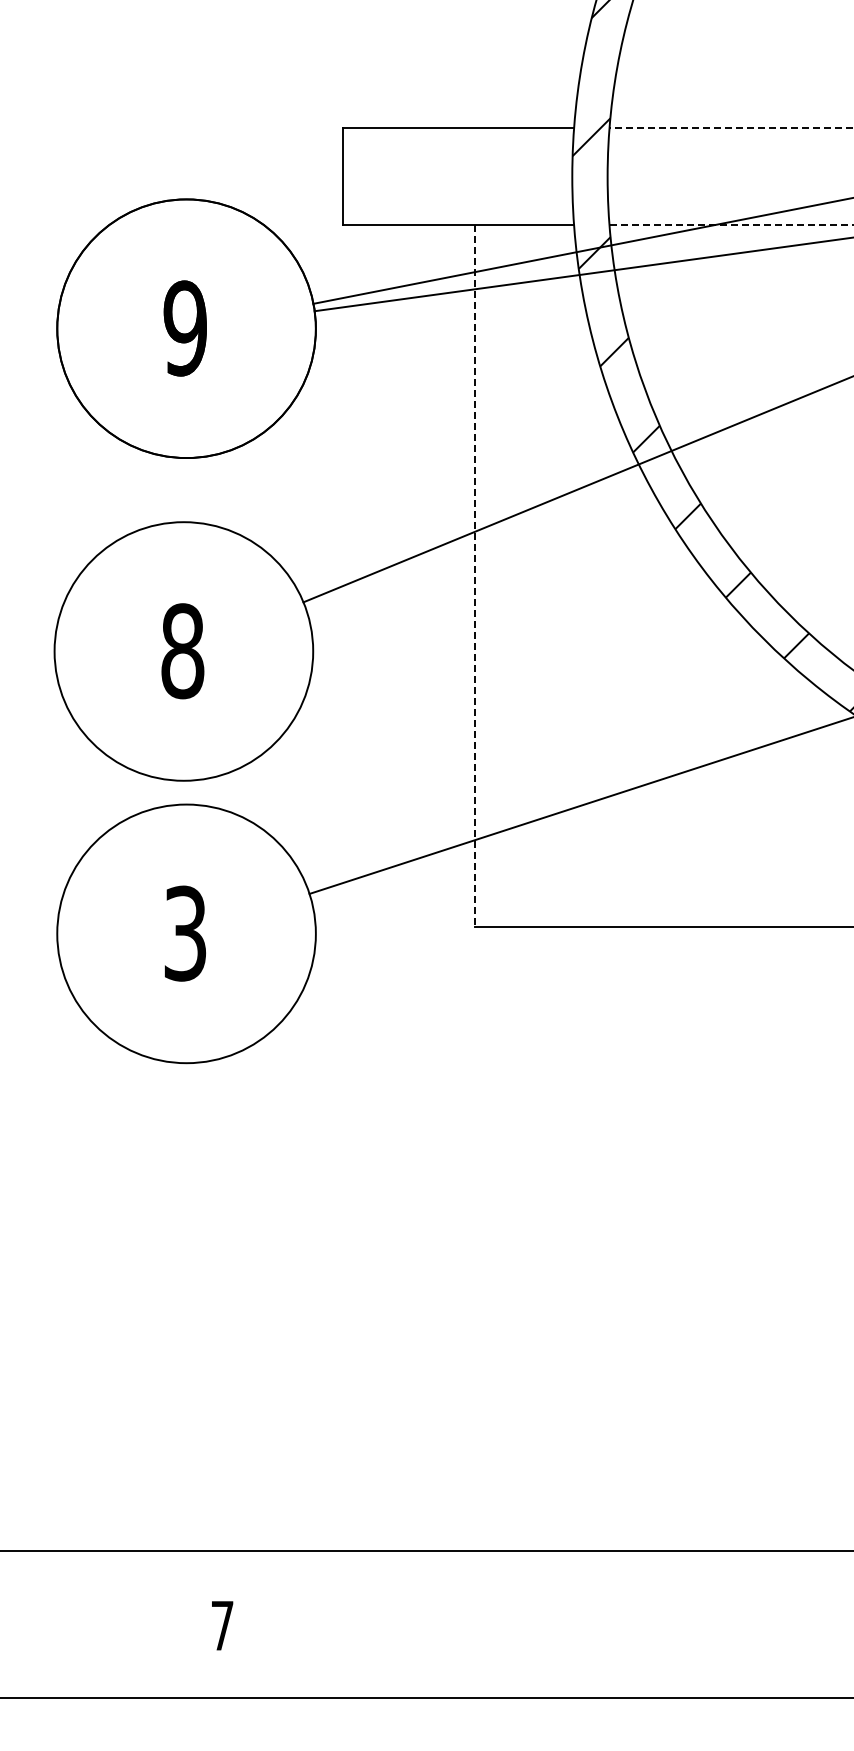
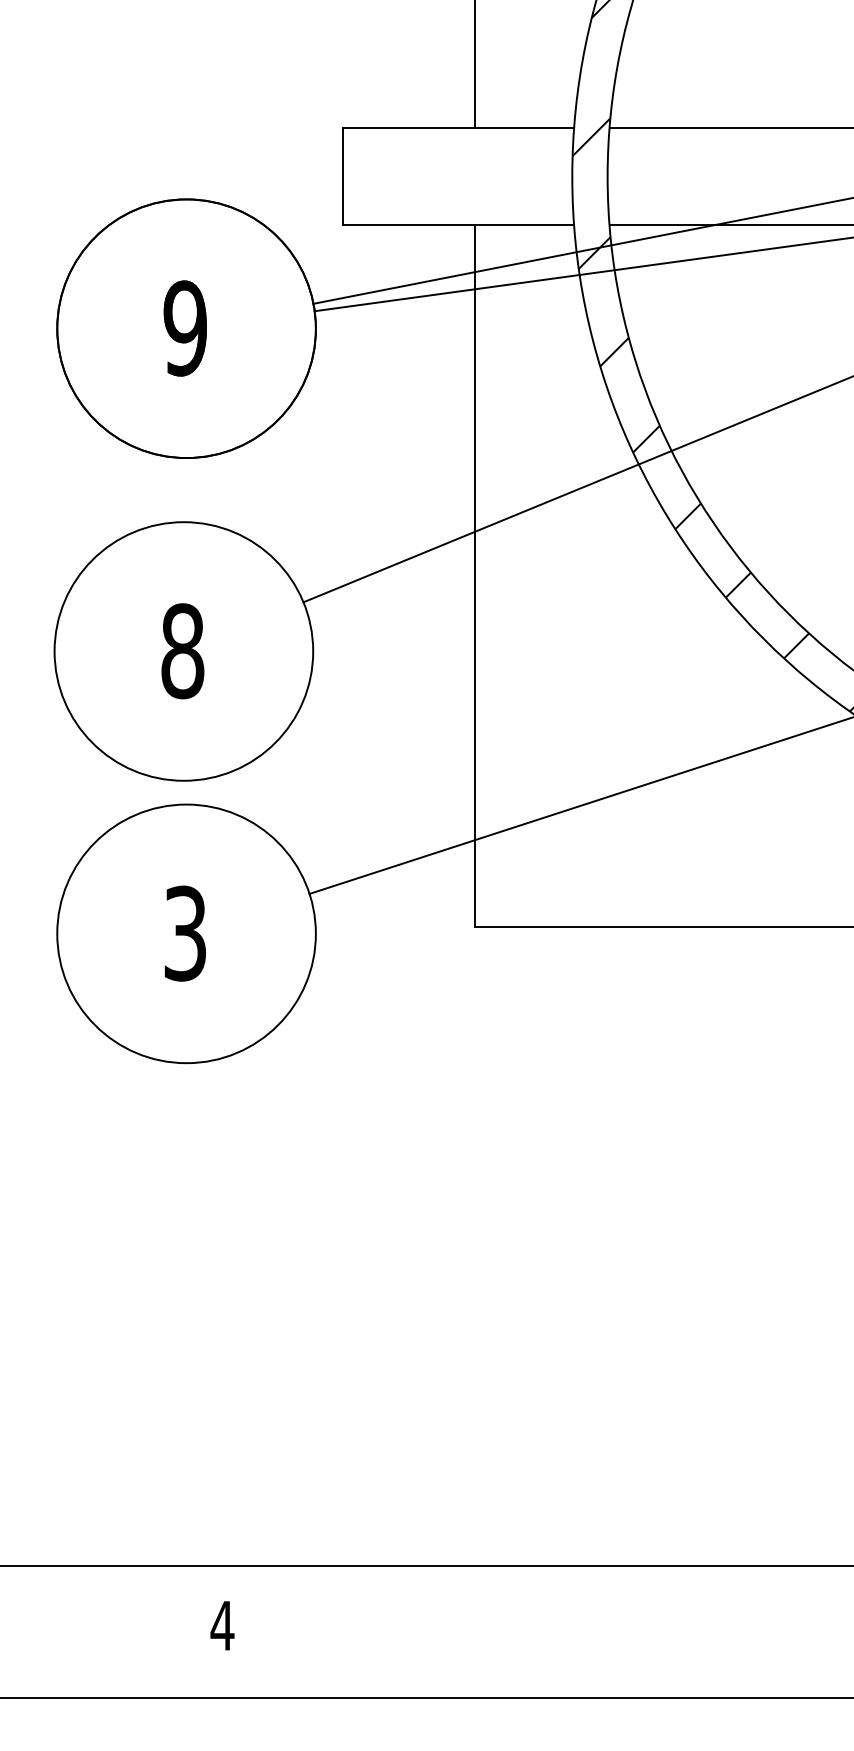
line: none -> present (475, 65)
line: dashed -> solid (731, 128)
line: dashed -> solid (731, 225)
line: dashed -> solid (475, 576)
line position: (426, 1551) -> (426, 1566) (426, 1566)
text: 7 -> 4 (222, 1625)
